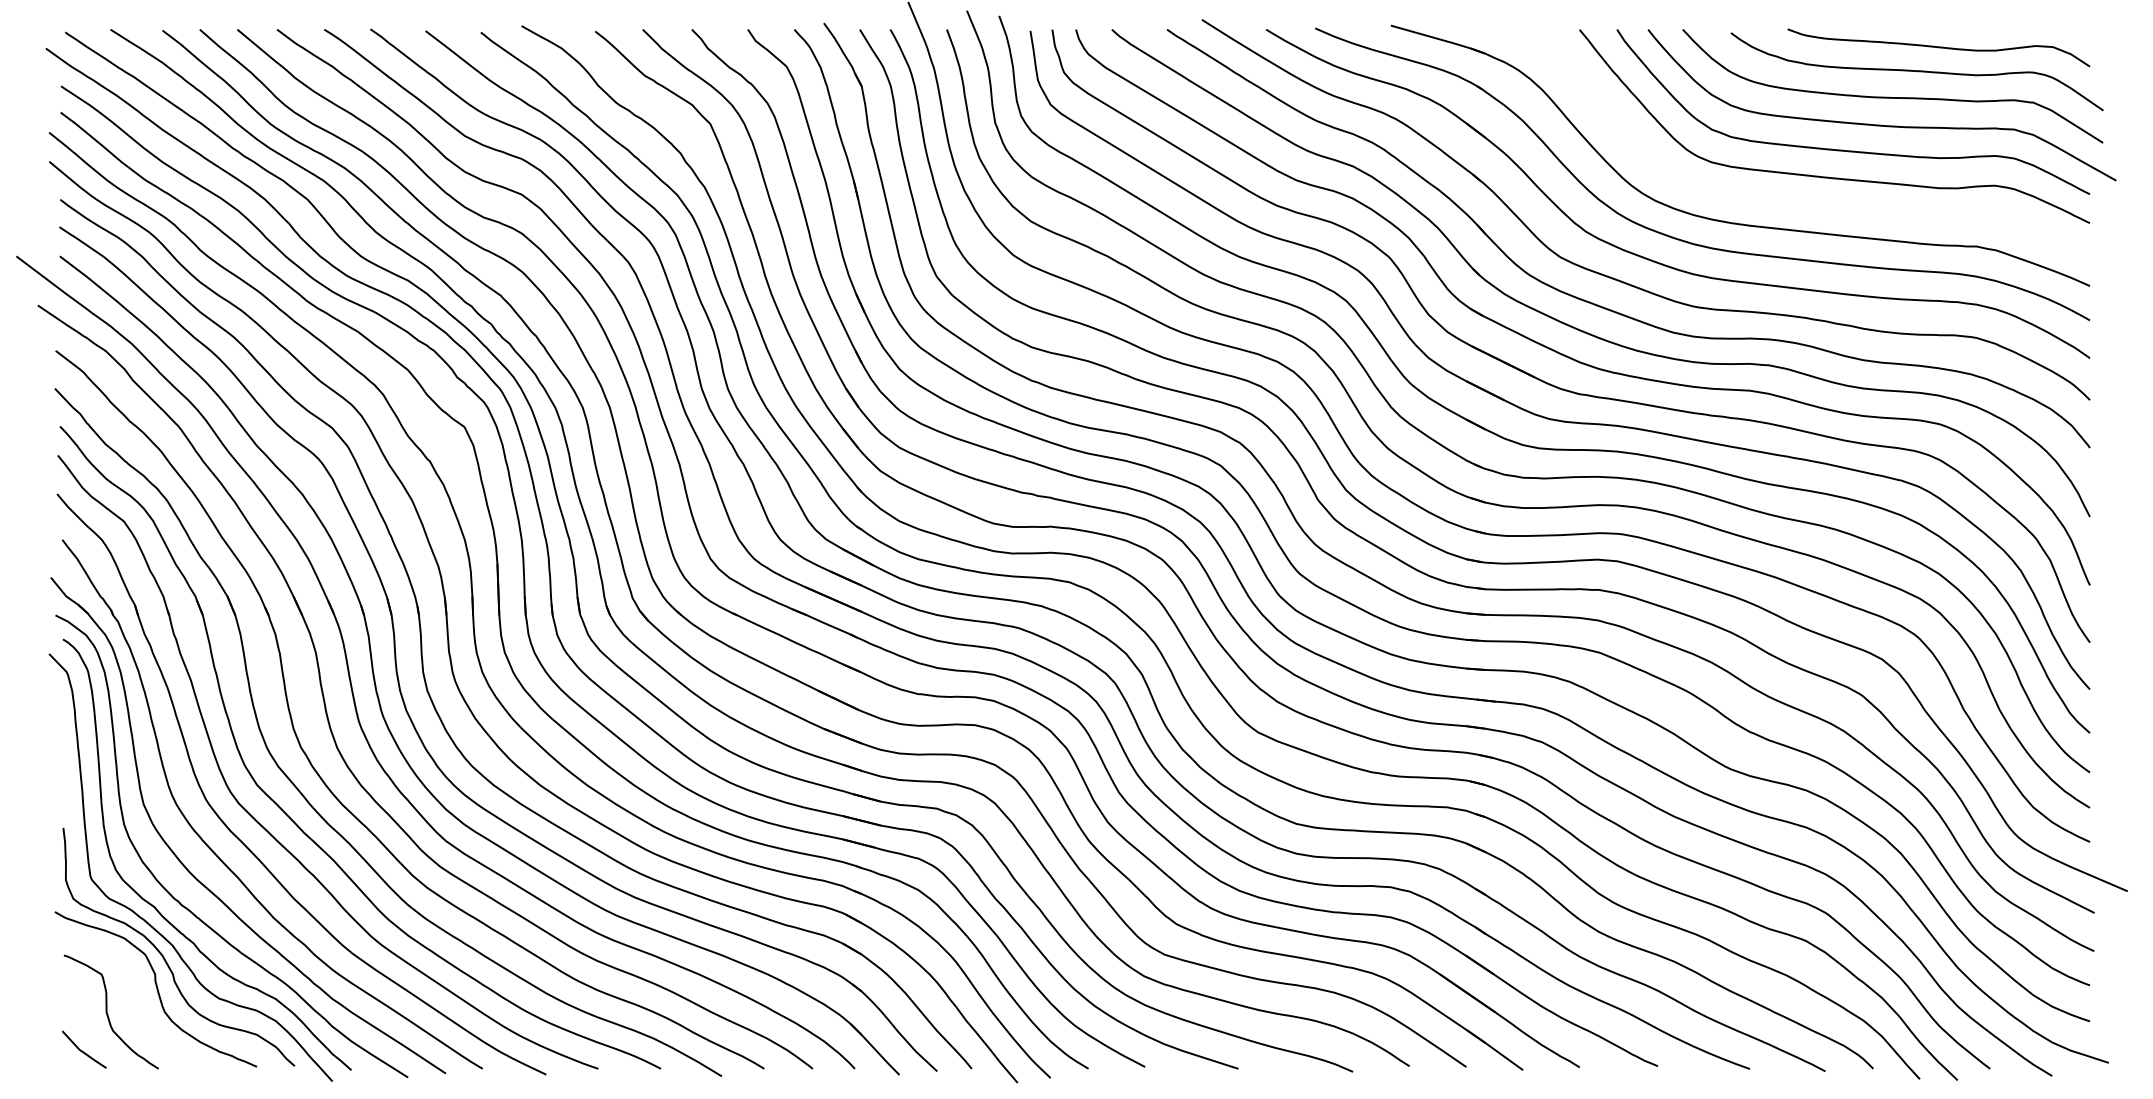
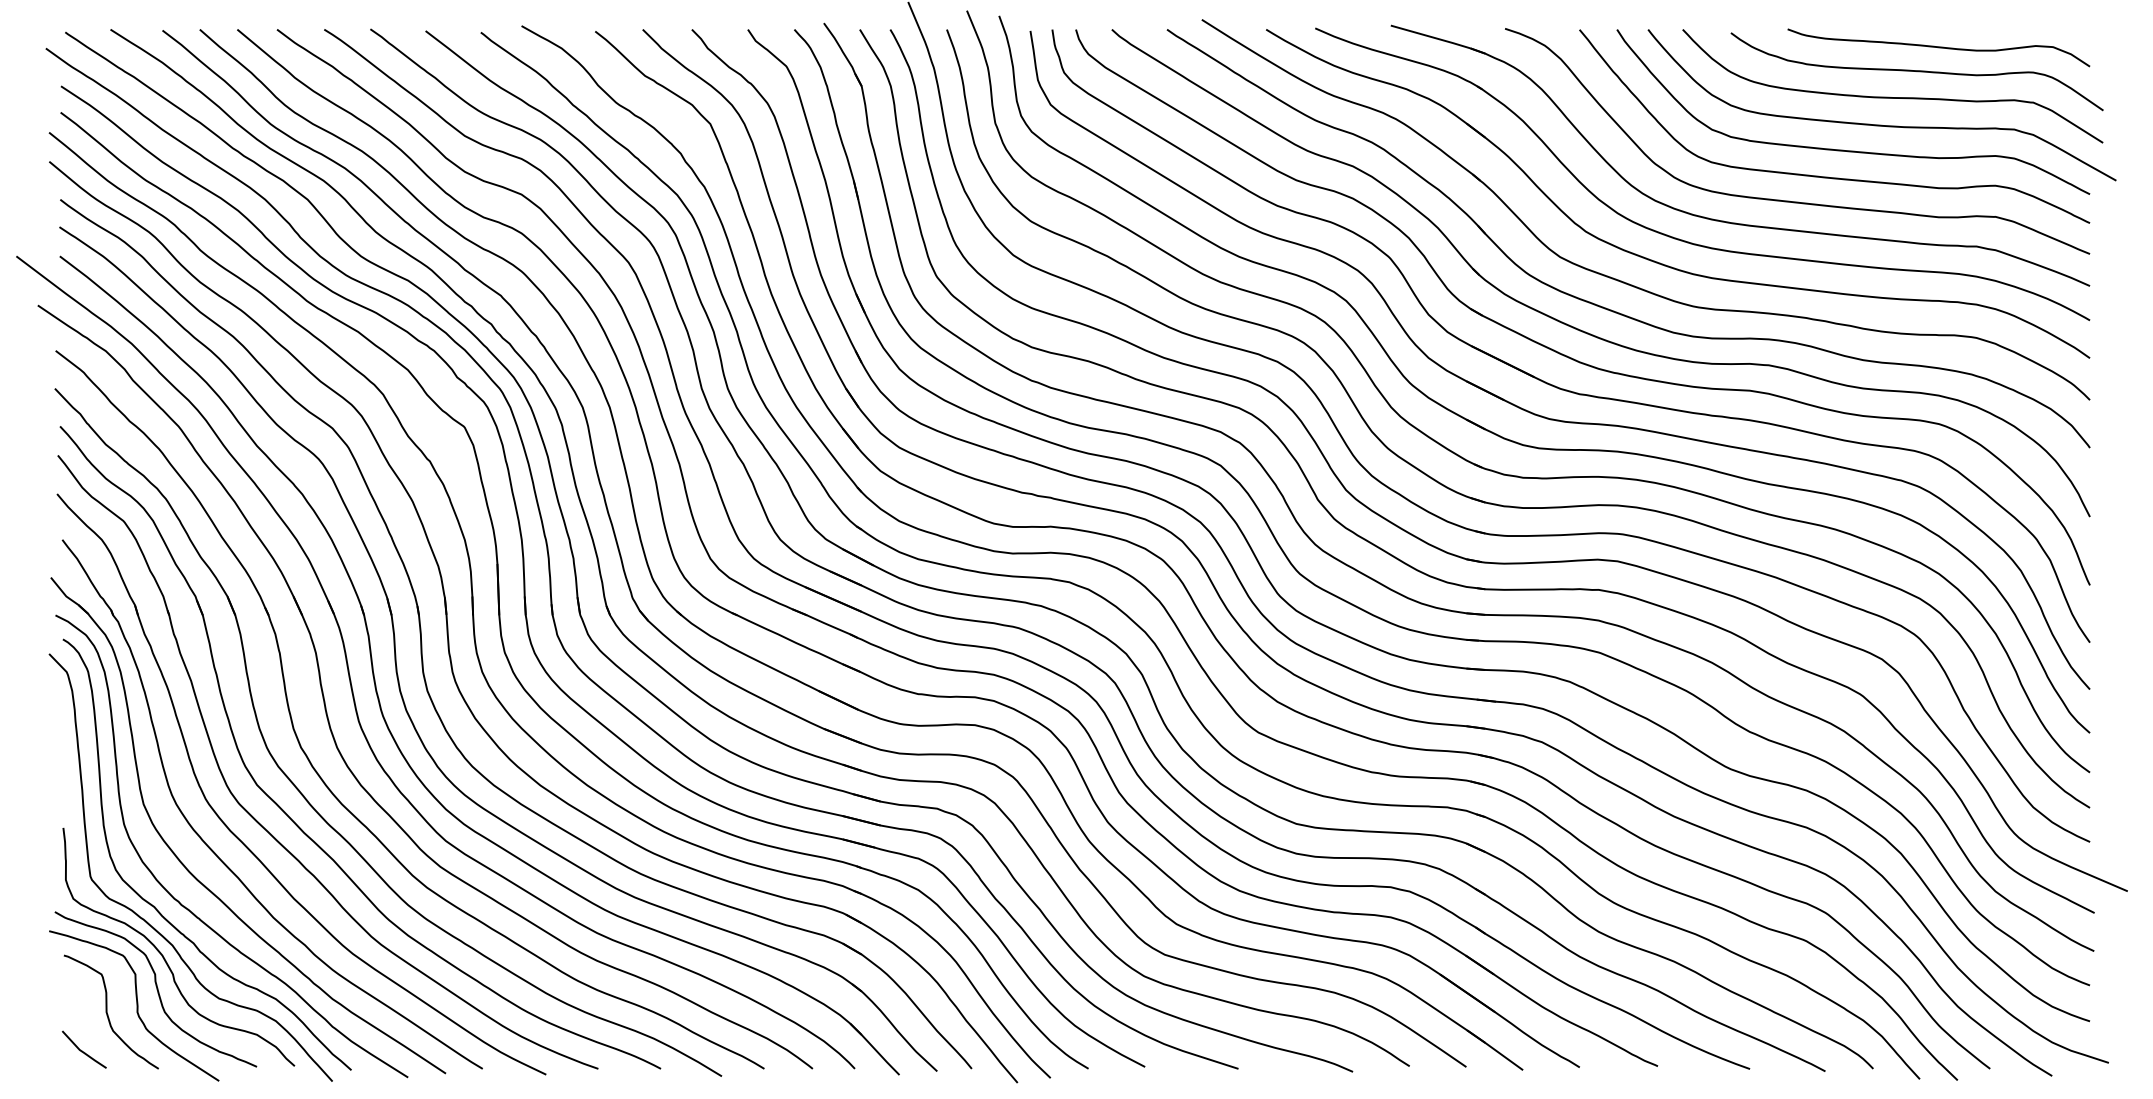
curve: none -> present (1789, 200)
curve: none -> present (136, 1005)
